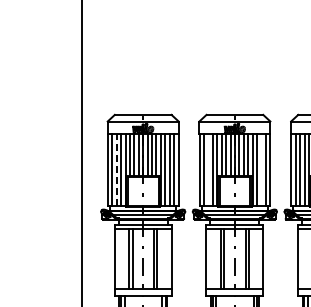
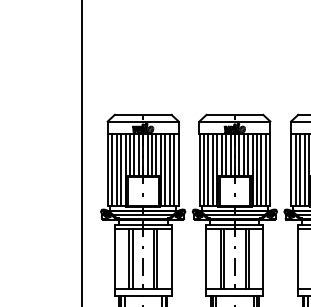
line: dashed -> solid (116, 169)
line: none -> present (208, 169)
line: none -> present (261, 169)
